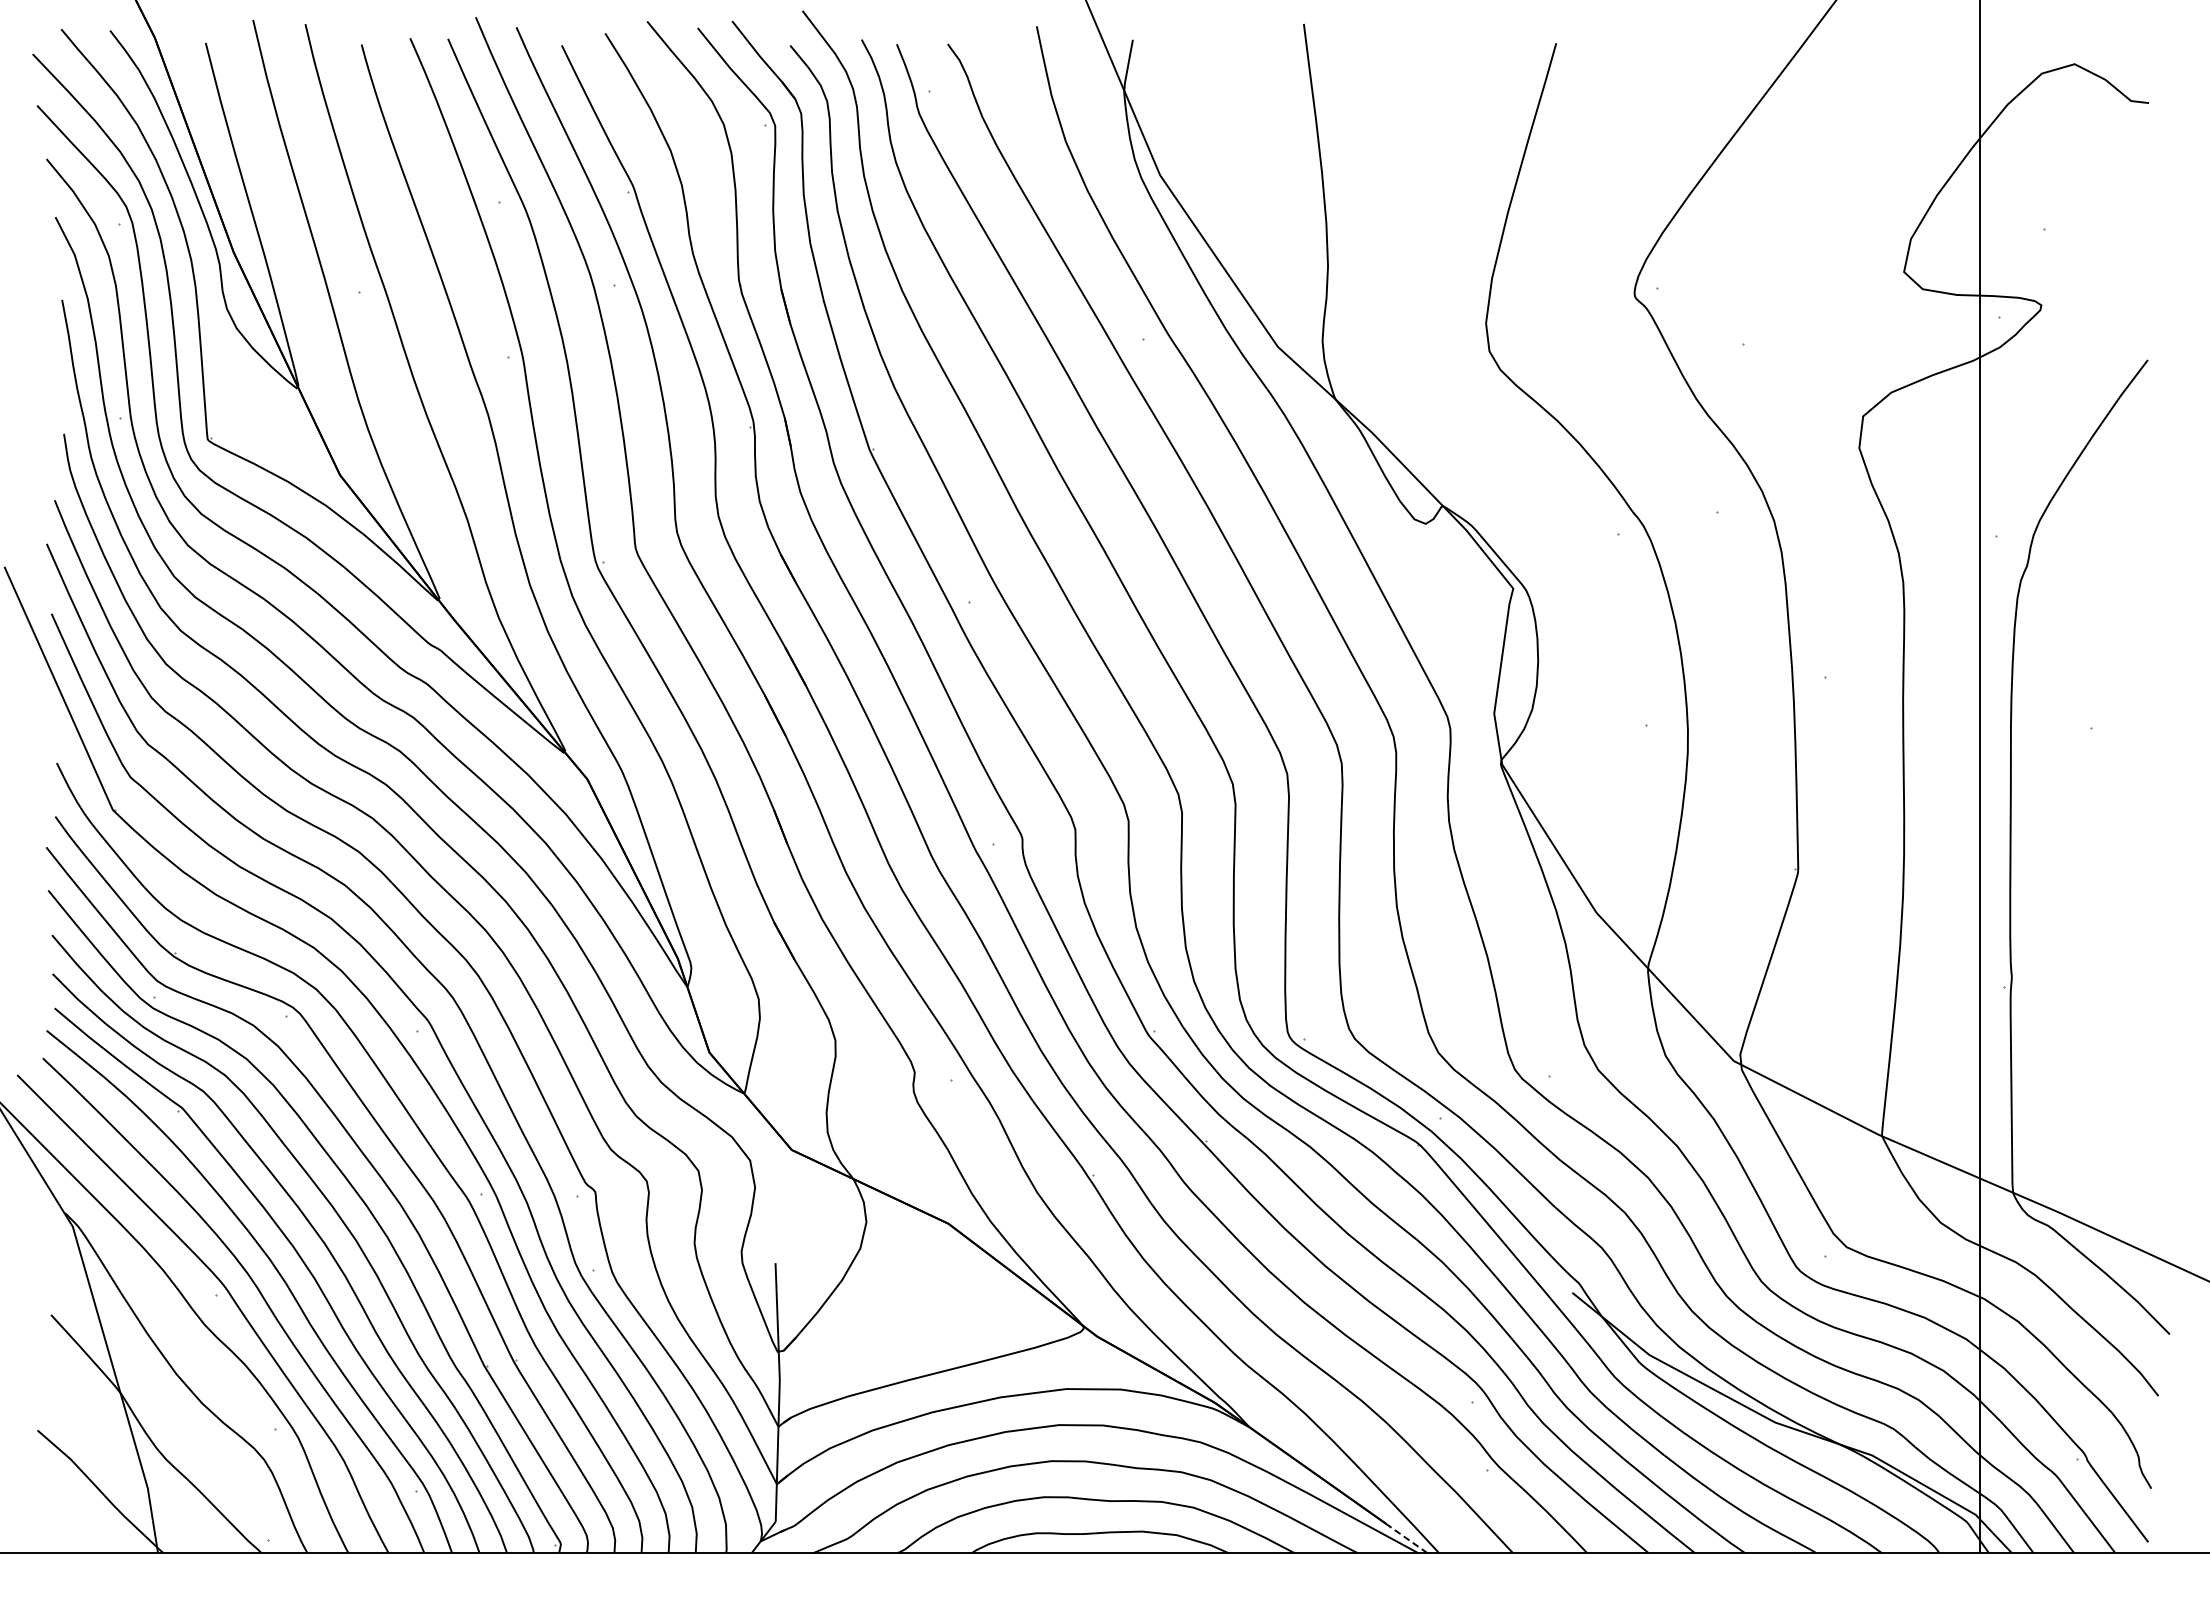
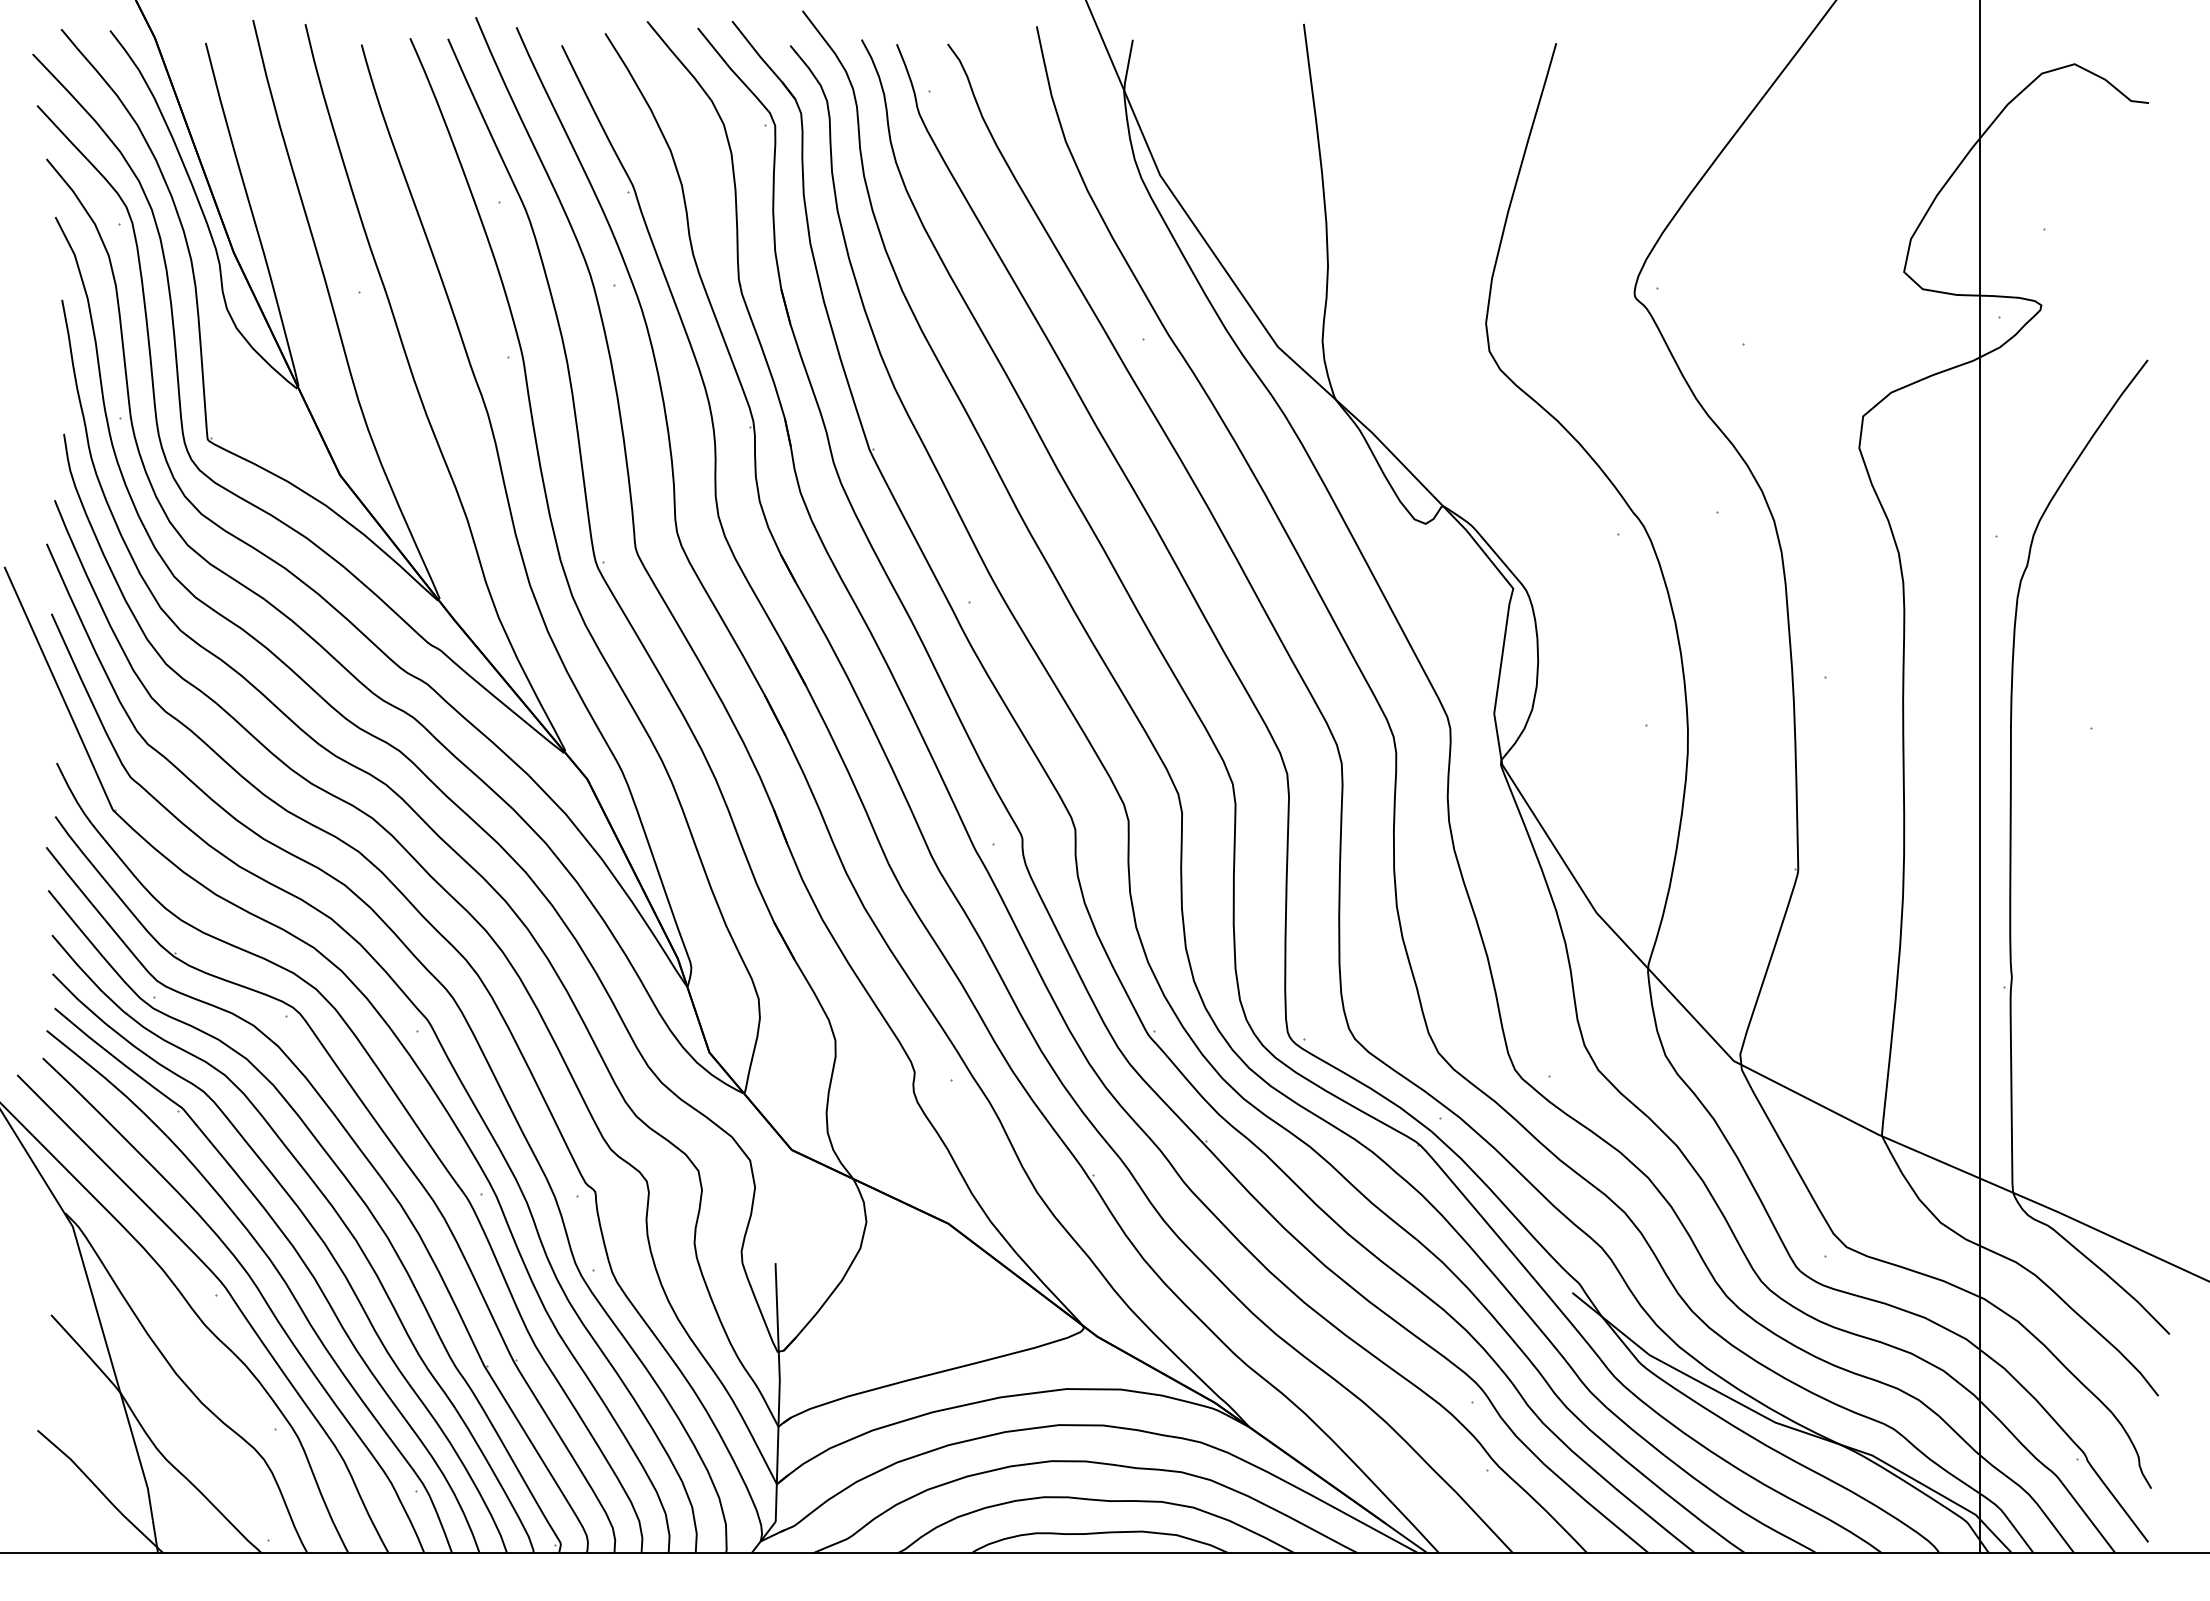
line: dashed -> solid (1406, 1538)
